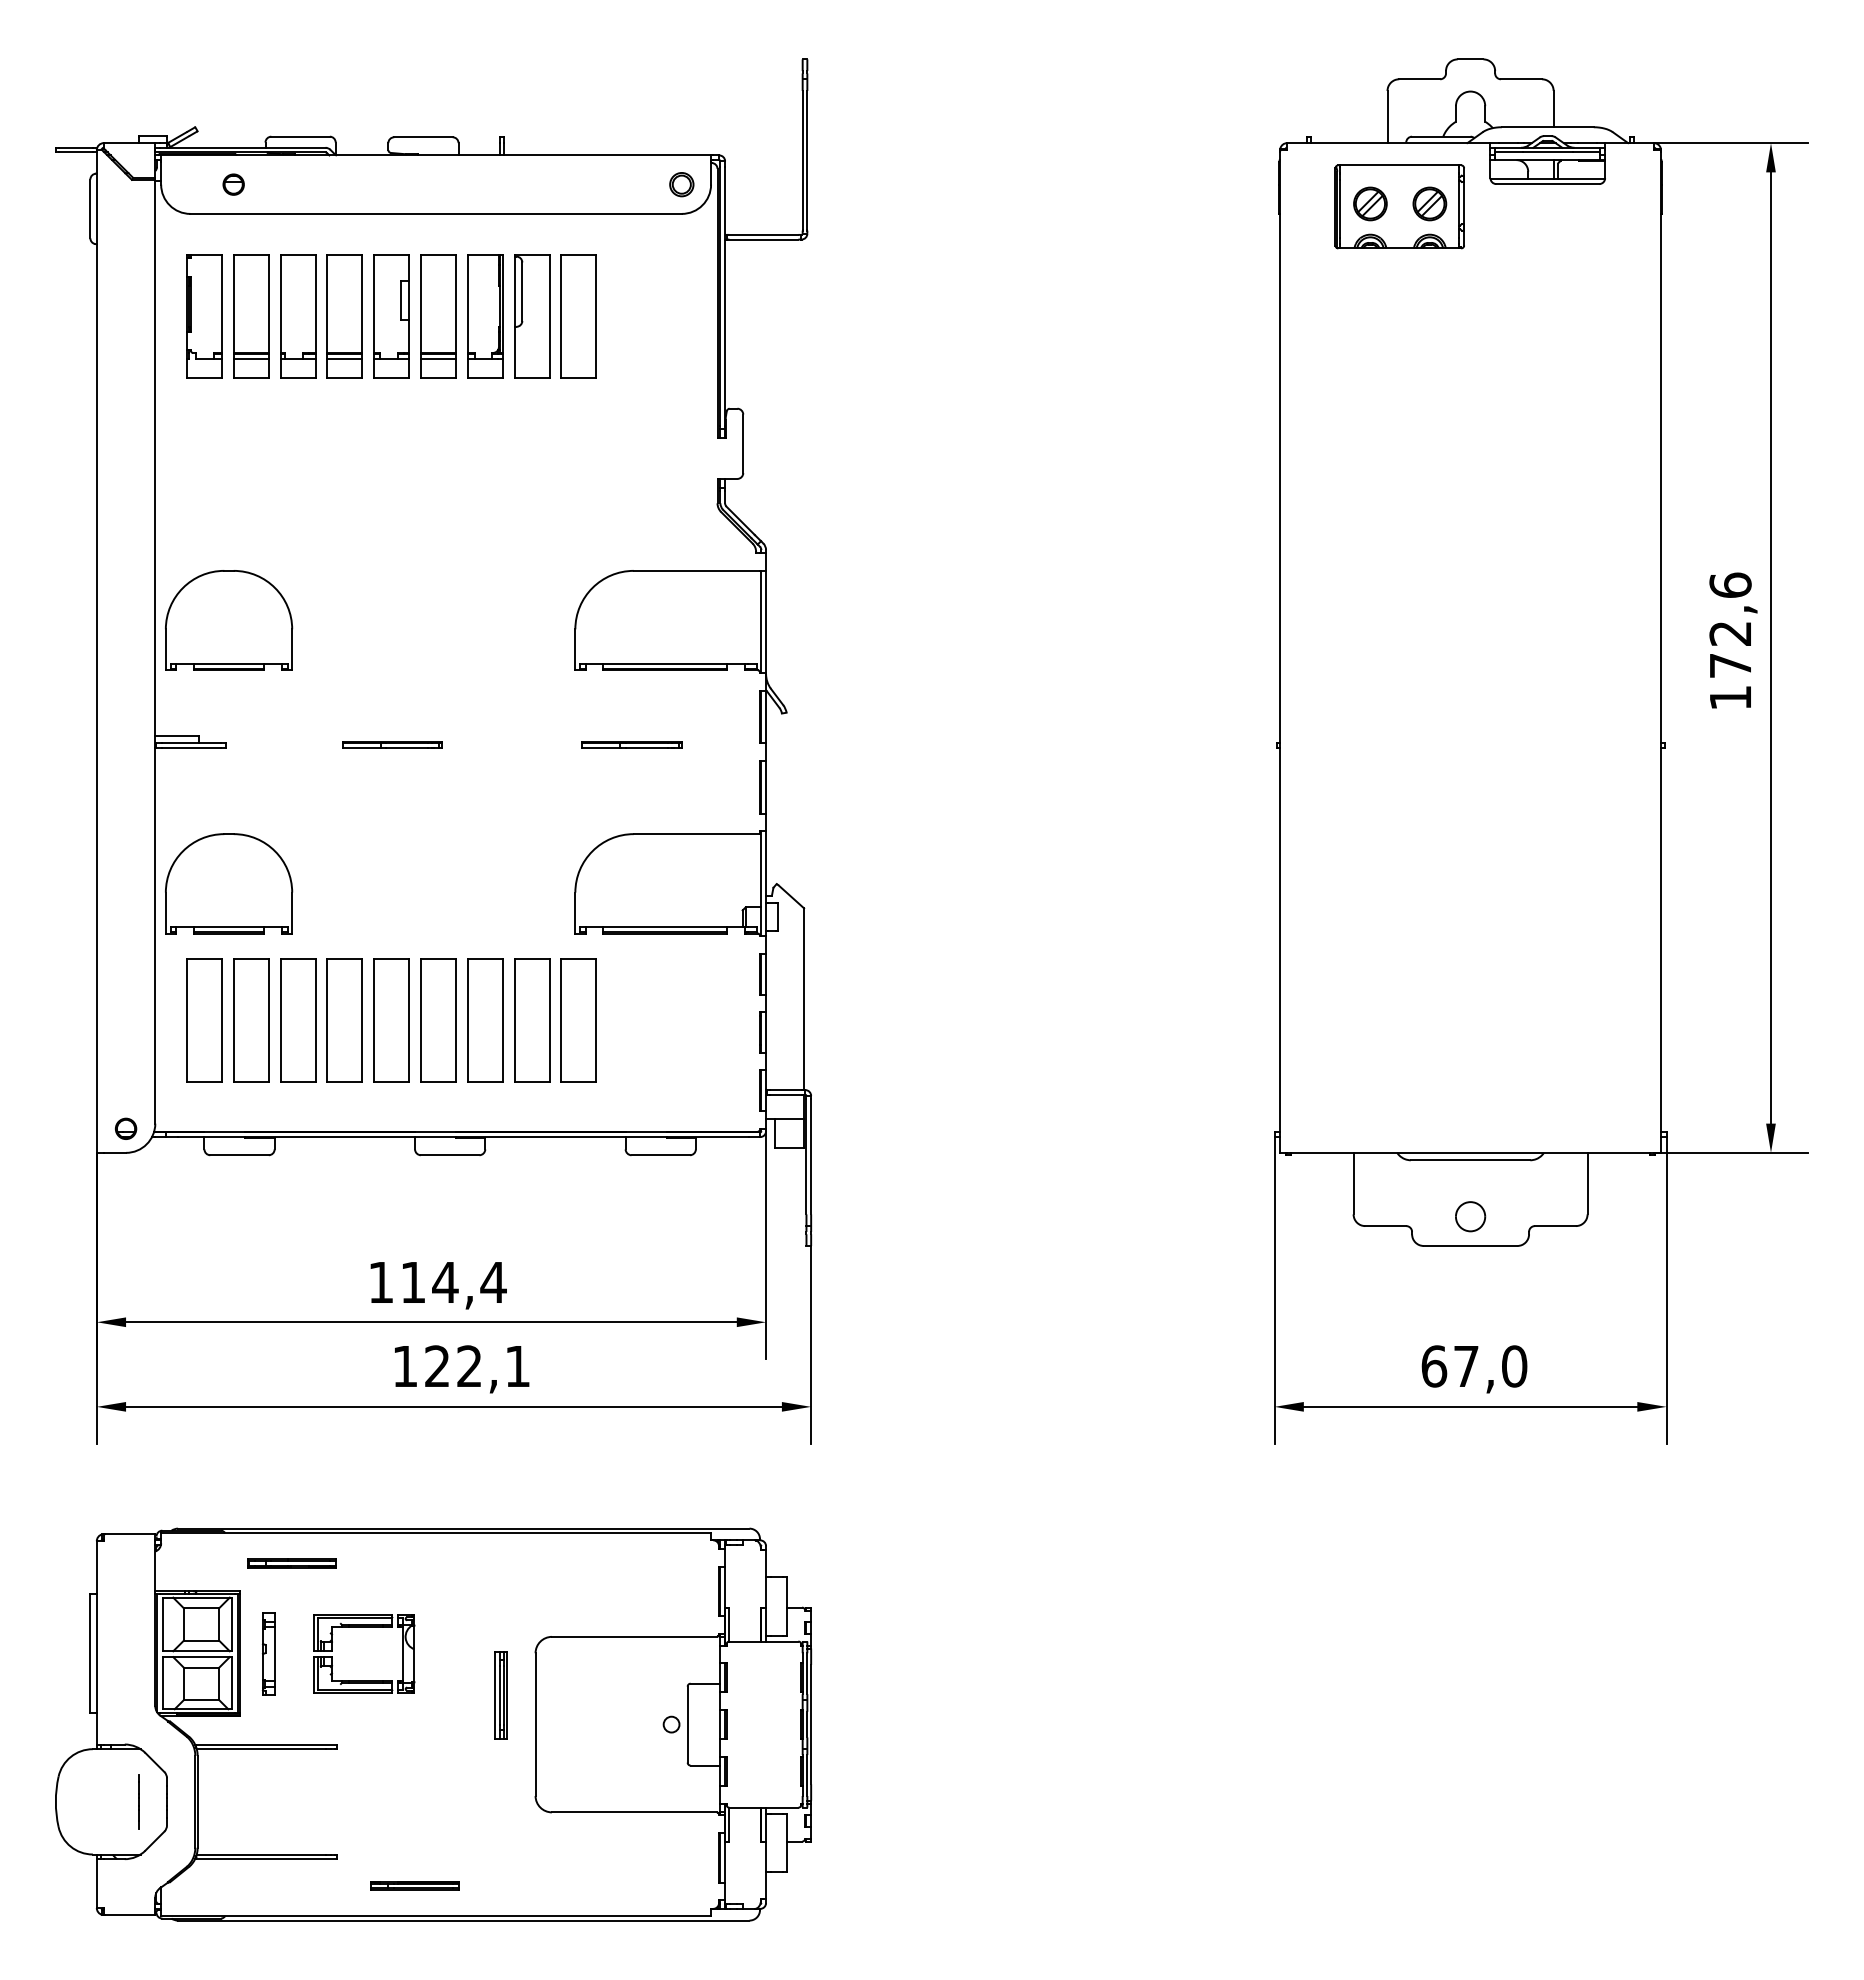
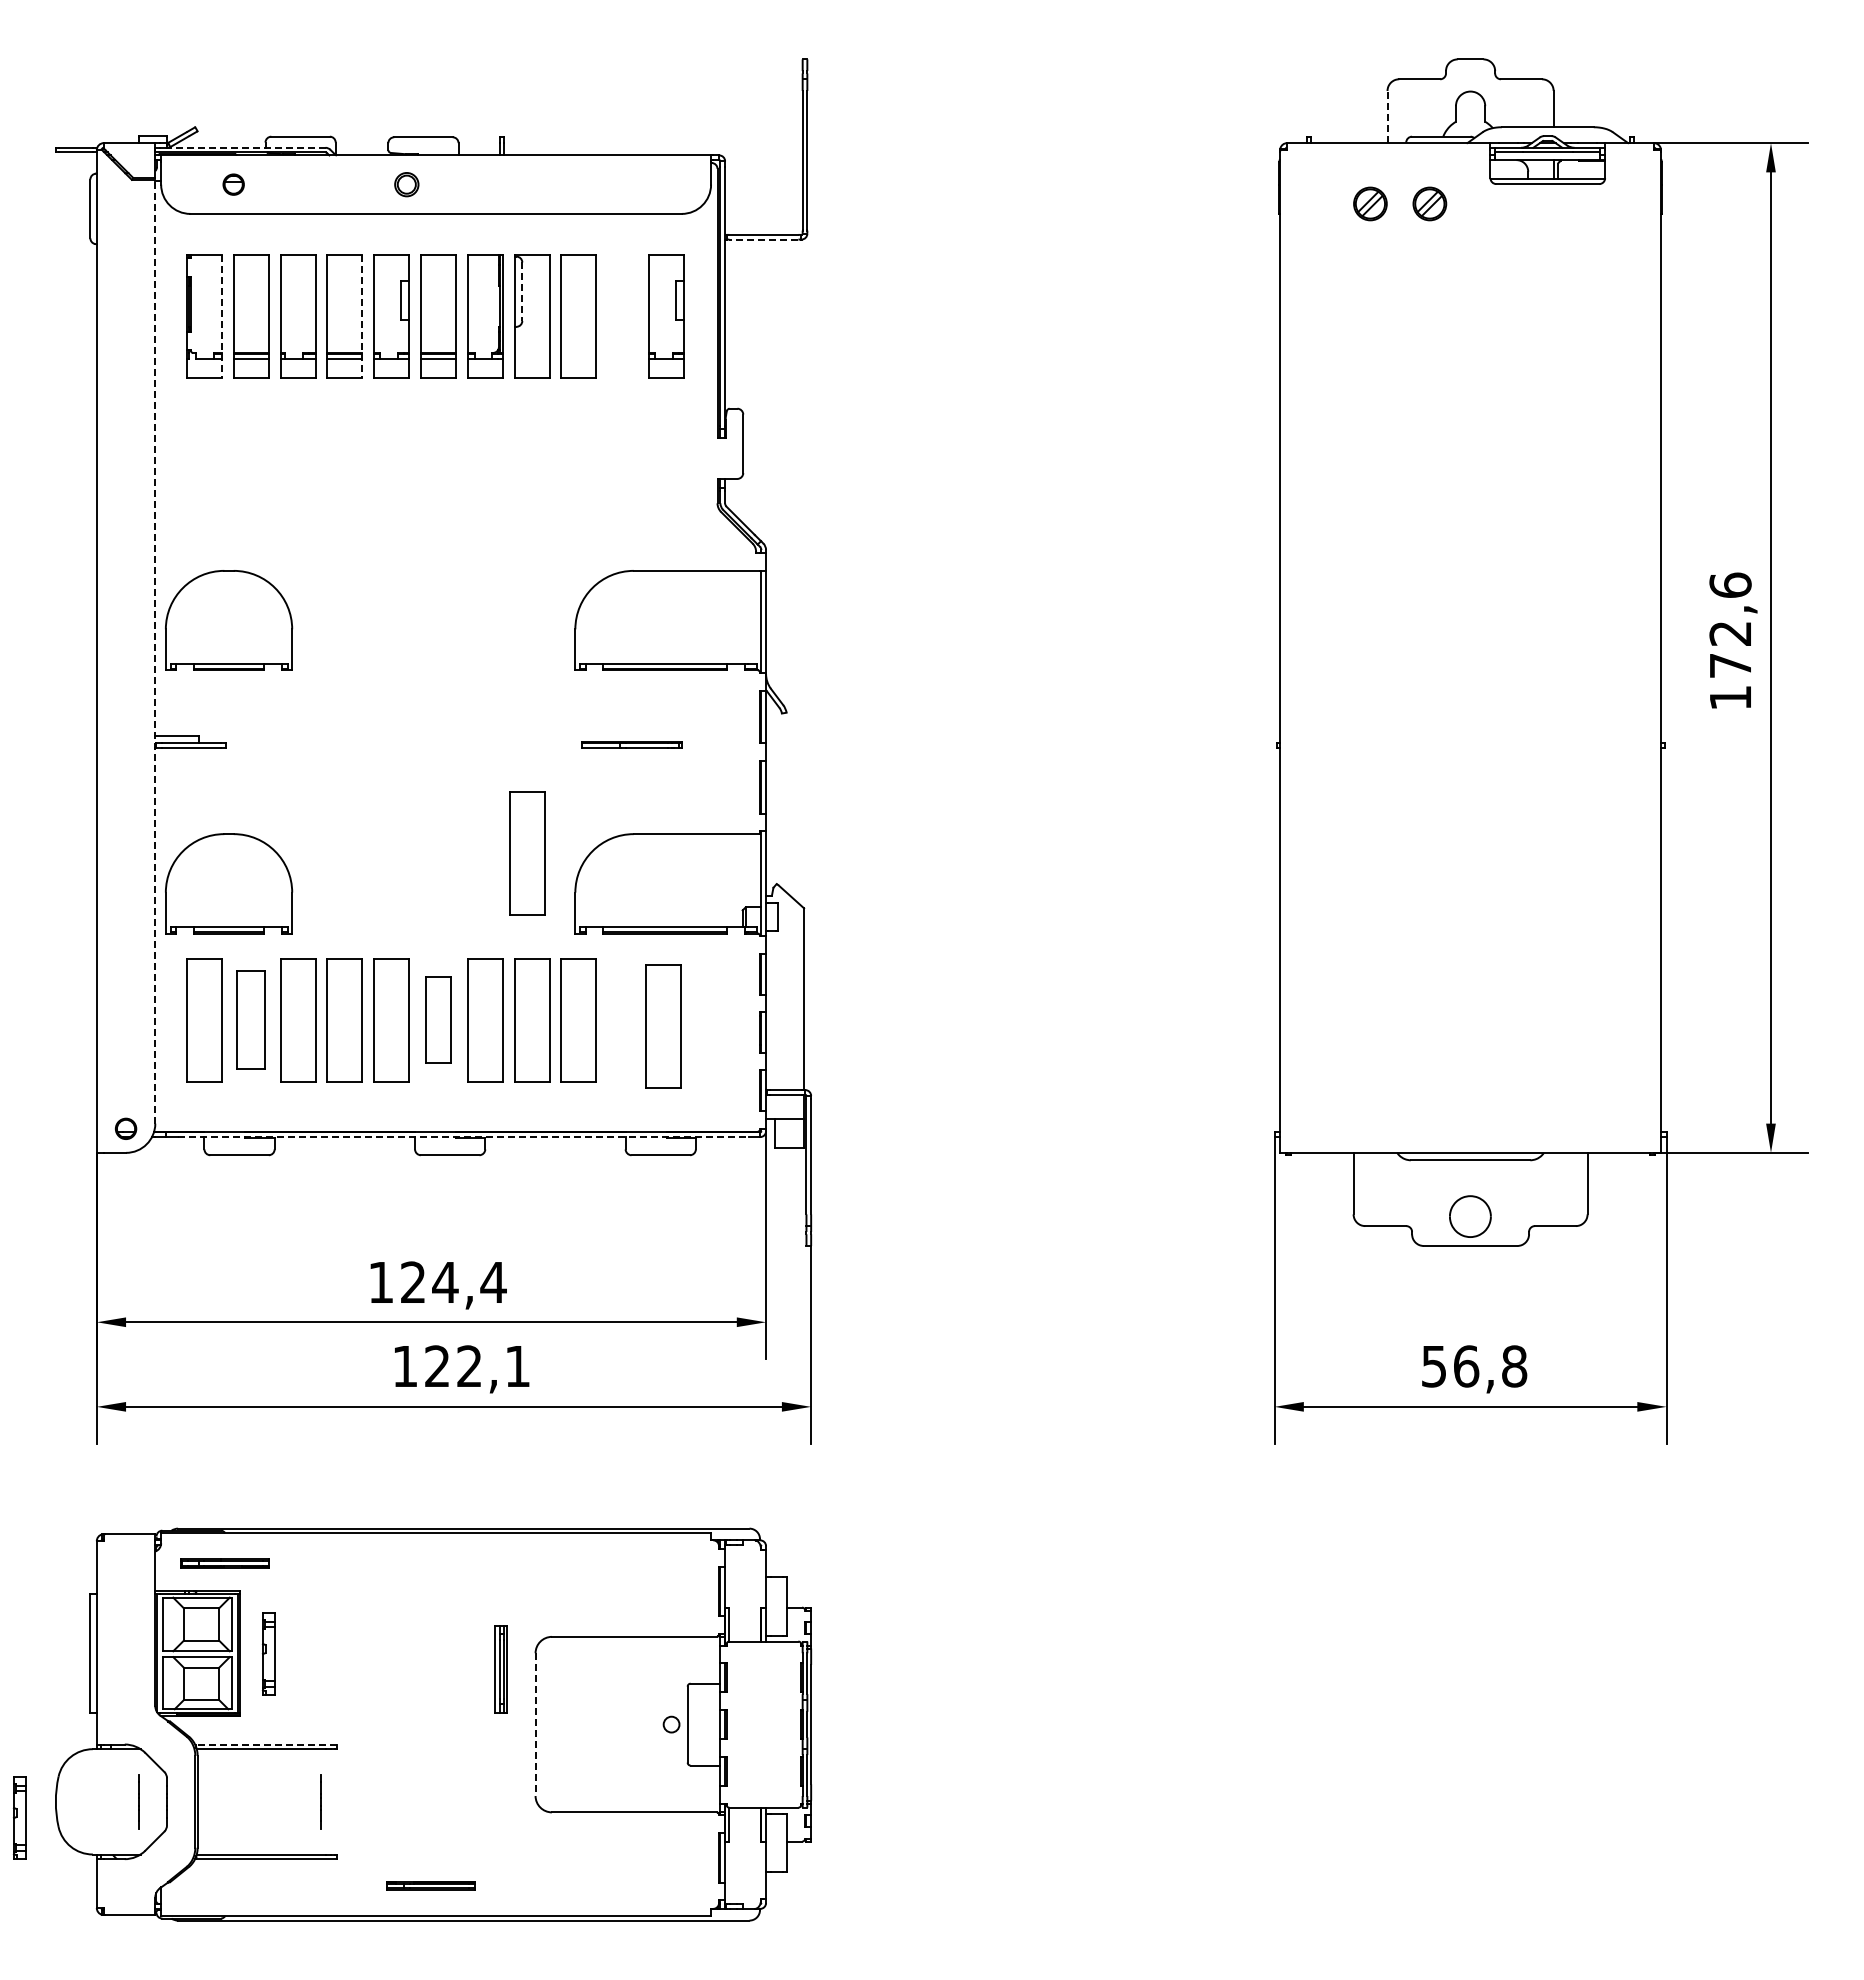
line: solid -> dashed (1387, 116)
line: solid -> dashed (245, 147)
part position: (681, 184) -> (406, 184) (406, 184)
part: present -> none (1399, 206)
line: solid -> dashed (763, 239)
line: solid -> dashed (522, 292)
part: none -> present (666, 316)
line: solid -> dashed (222, 317)
line: solid -> dashed (362, 317)
line: solid -> dashed (155, 651)
part: present -> none (392, 744)
part: none -> present (527, 853)
part size: 37x125 px -> 30x100 px (250, 1019)
part size: 37x125 px -> 27x88 px (438, 1019)
part: none -> present (663, 1026)
line: solid -> dashed (463, 1137)
part size: 32x32 px -> 43x43 px (1470, 1216)
text: 114,4 -> 124,4 (412, 1281)
text: 67,0 -> 56,8 (1474, 1366)
part position: (291, 1563) -> (224, 1563) (224, 1563)
part: present -> none (364, 1627)
part position: (500, 1695) -> (500, 1669) (500, 1669)
line: solid -> dashed (535, 1725)
line: solid -> dashed (265, 1744)
line: none -> present (320, 1801)
part: none -> present (19, 1817)
part position: (414, 1885) -> (430, 1885) (430, 1885)
